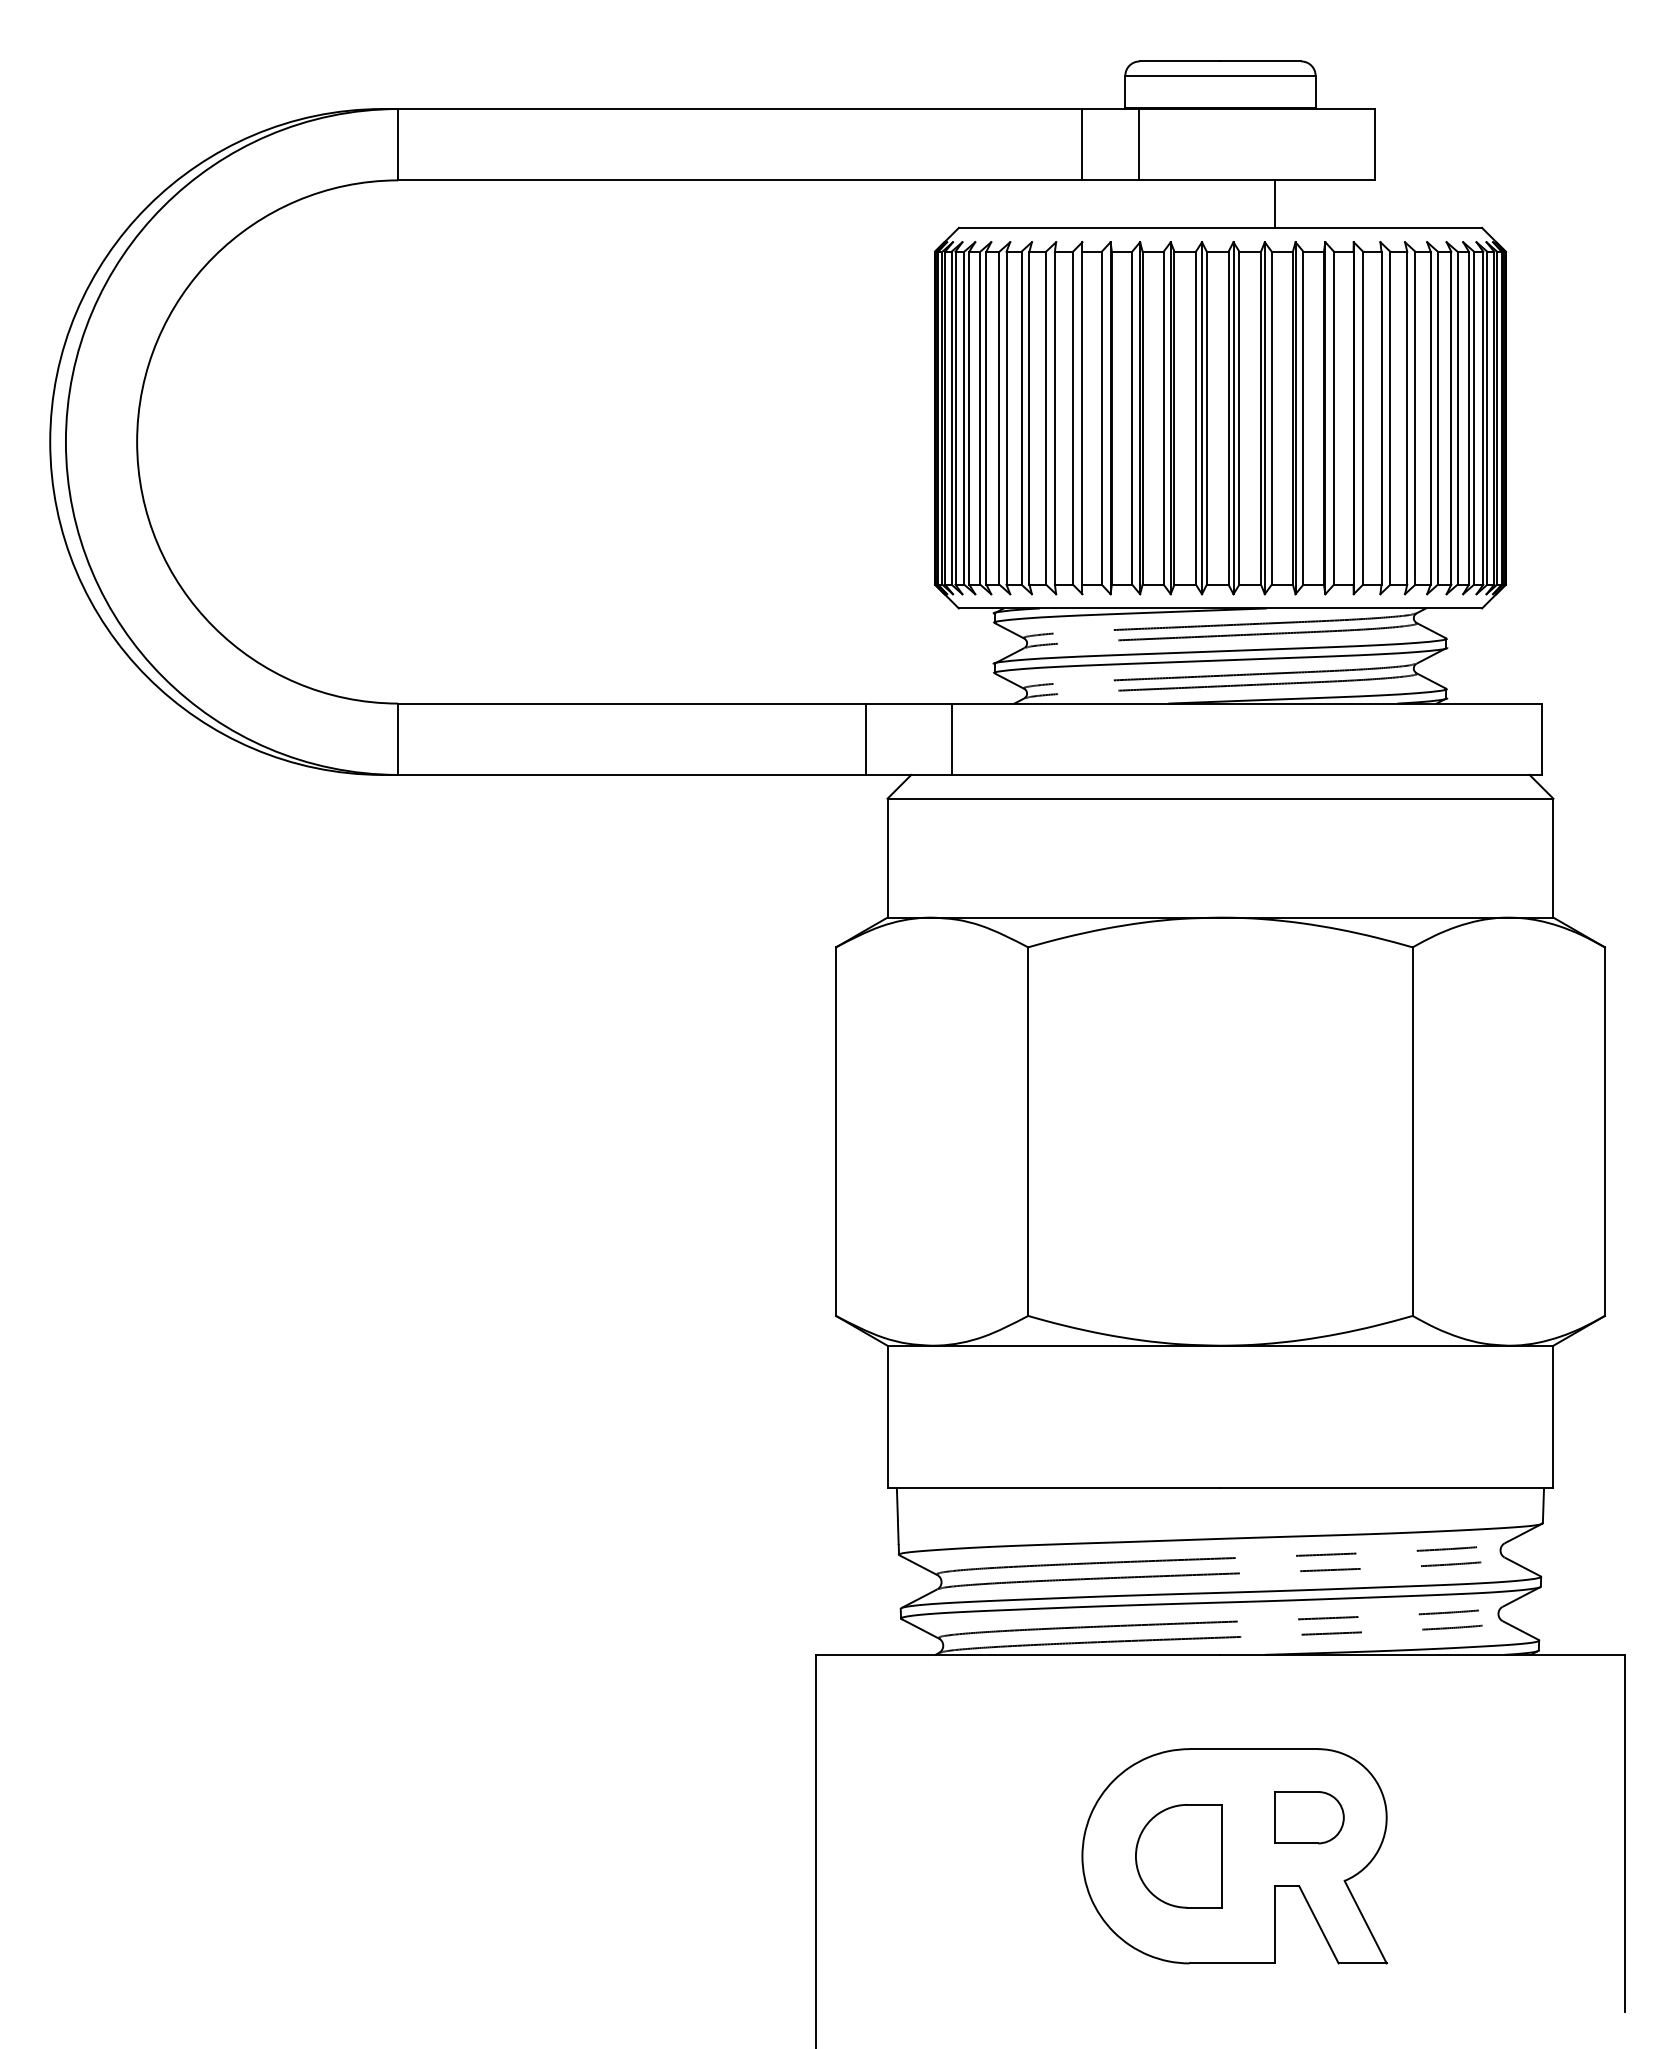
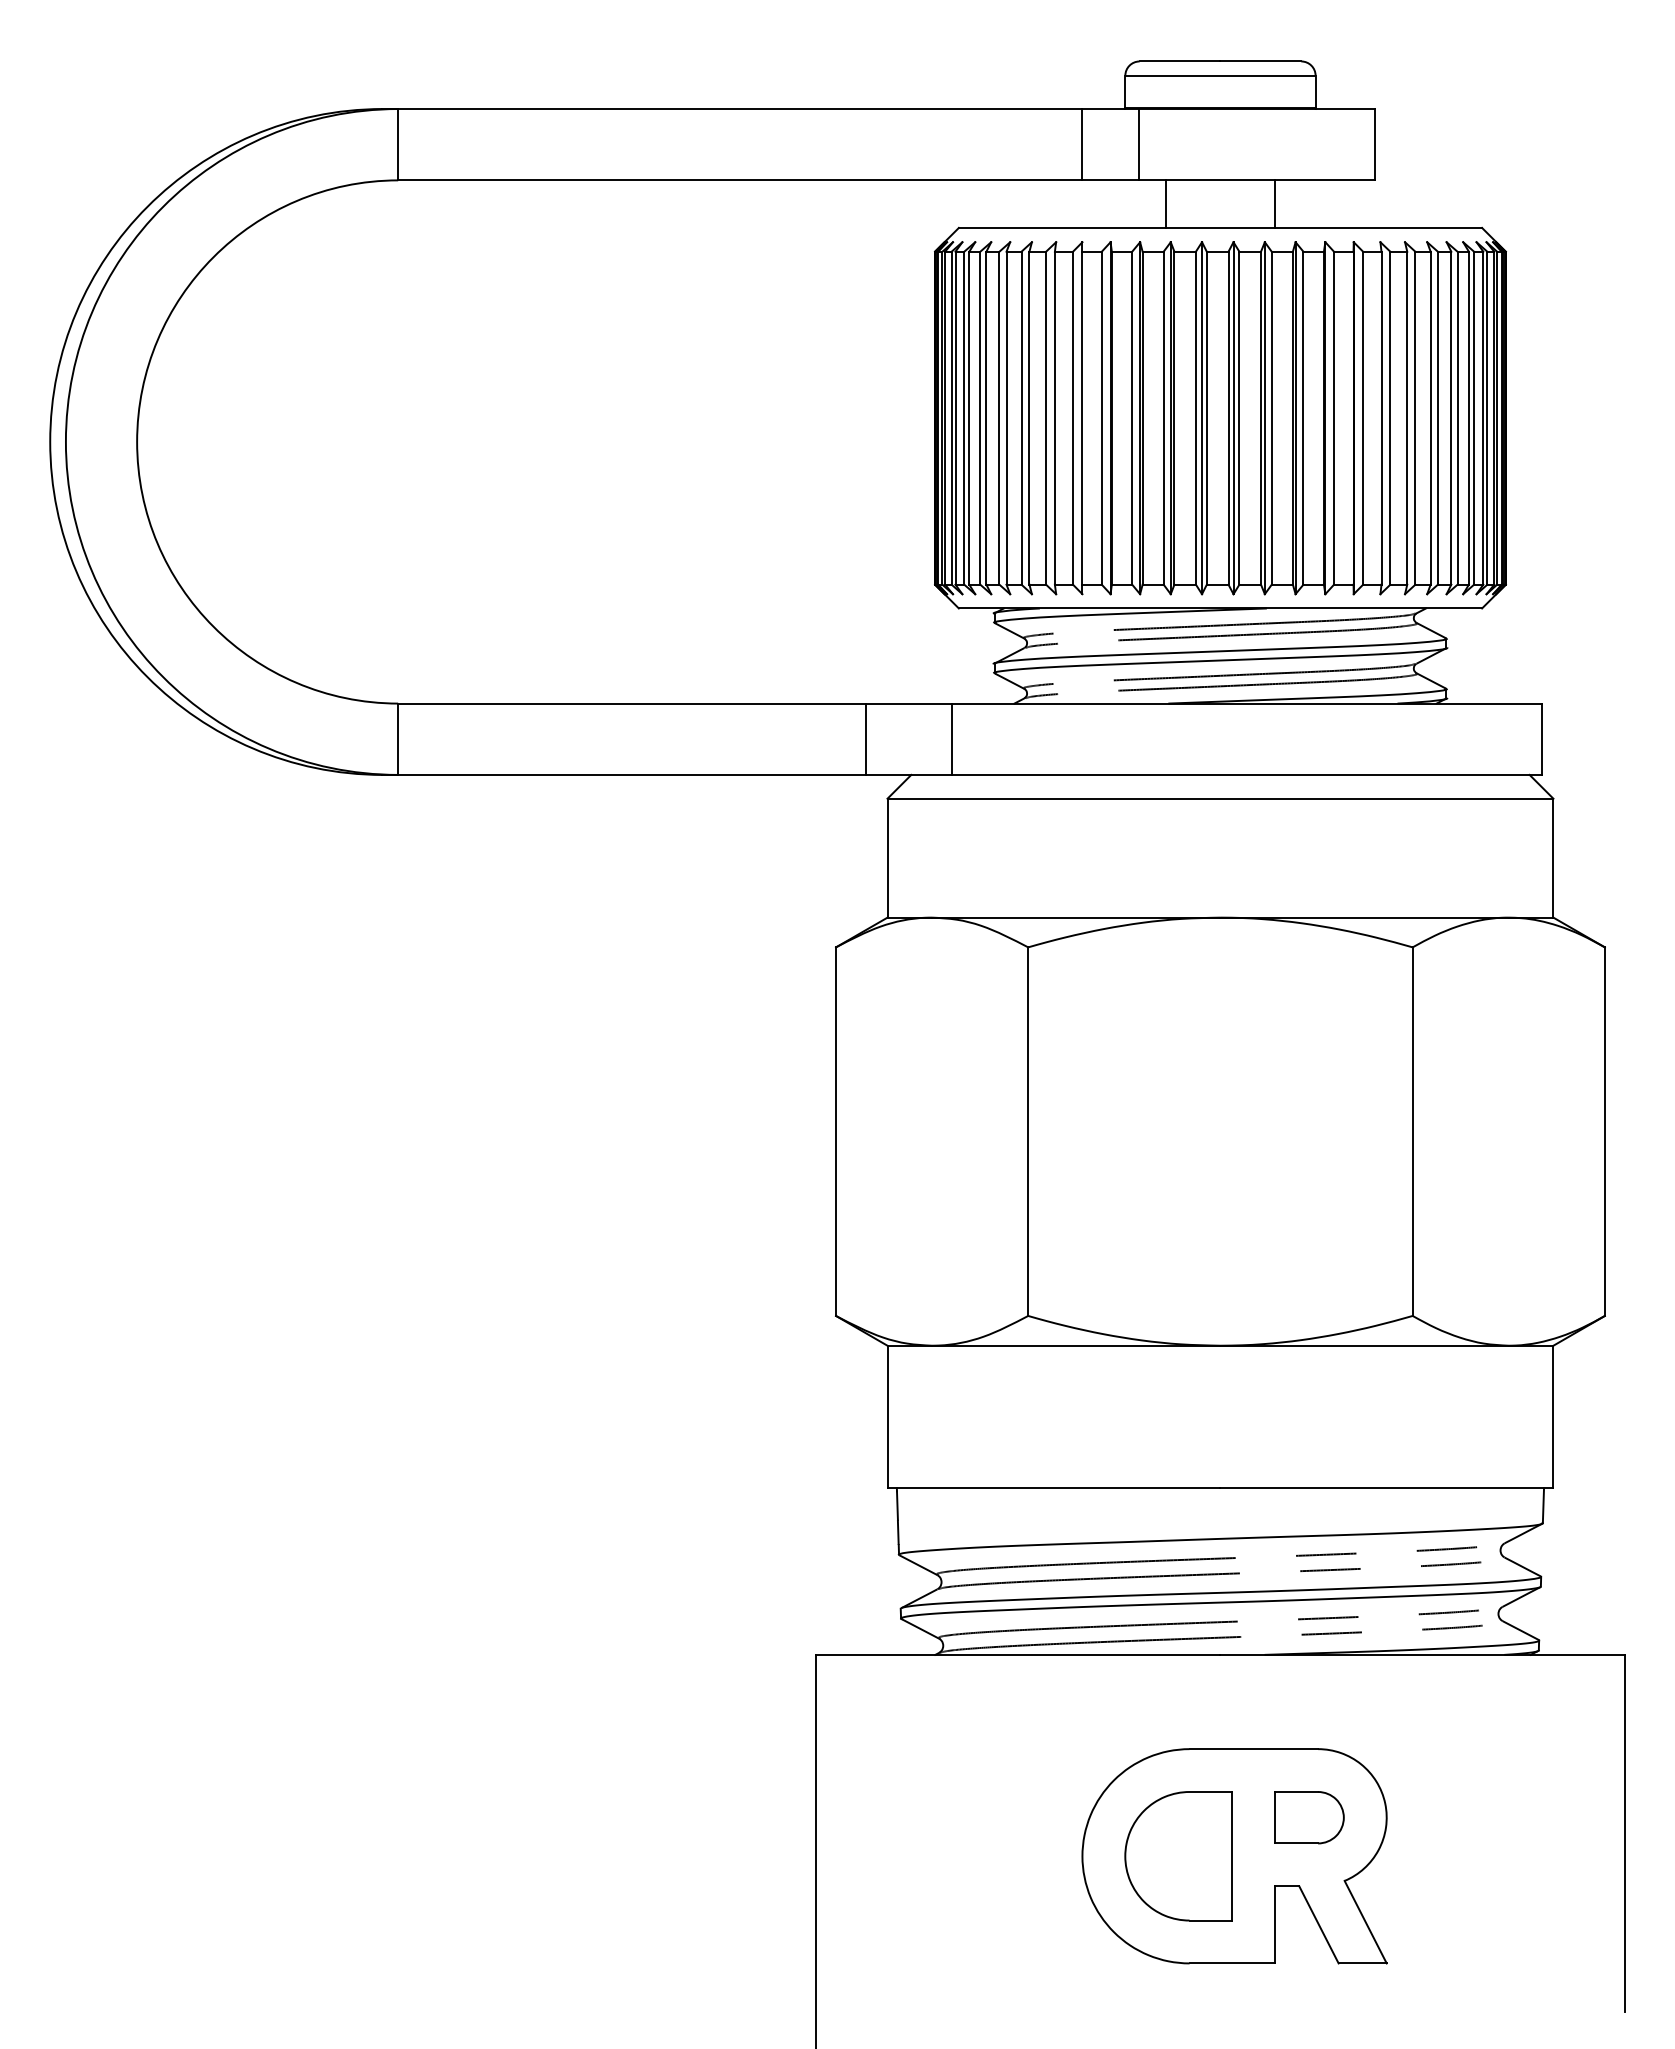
line: none -> present (1165, 203)
part size: 88x105 px -> 109x131 px (1178, 1856)
